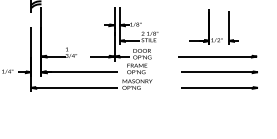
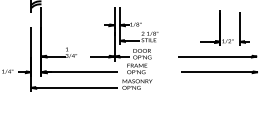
part position: (213, 26) -> (224, 27) (224, 27)
part: present -> none (219, 87)
